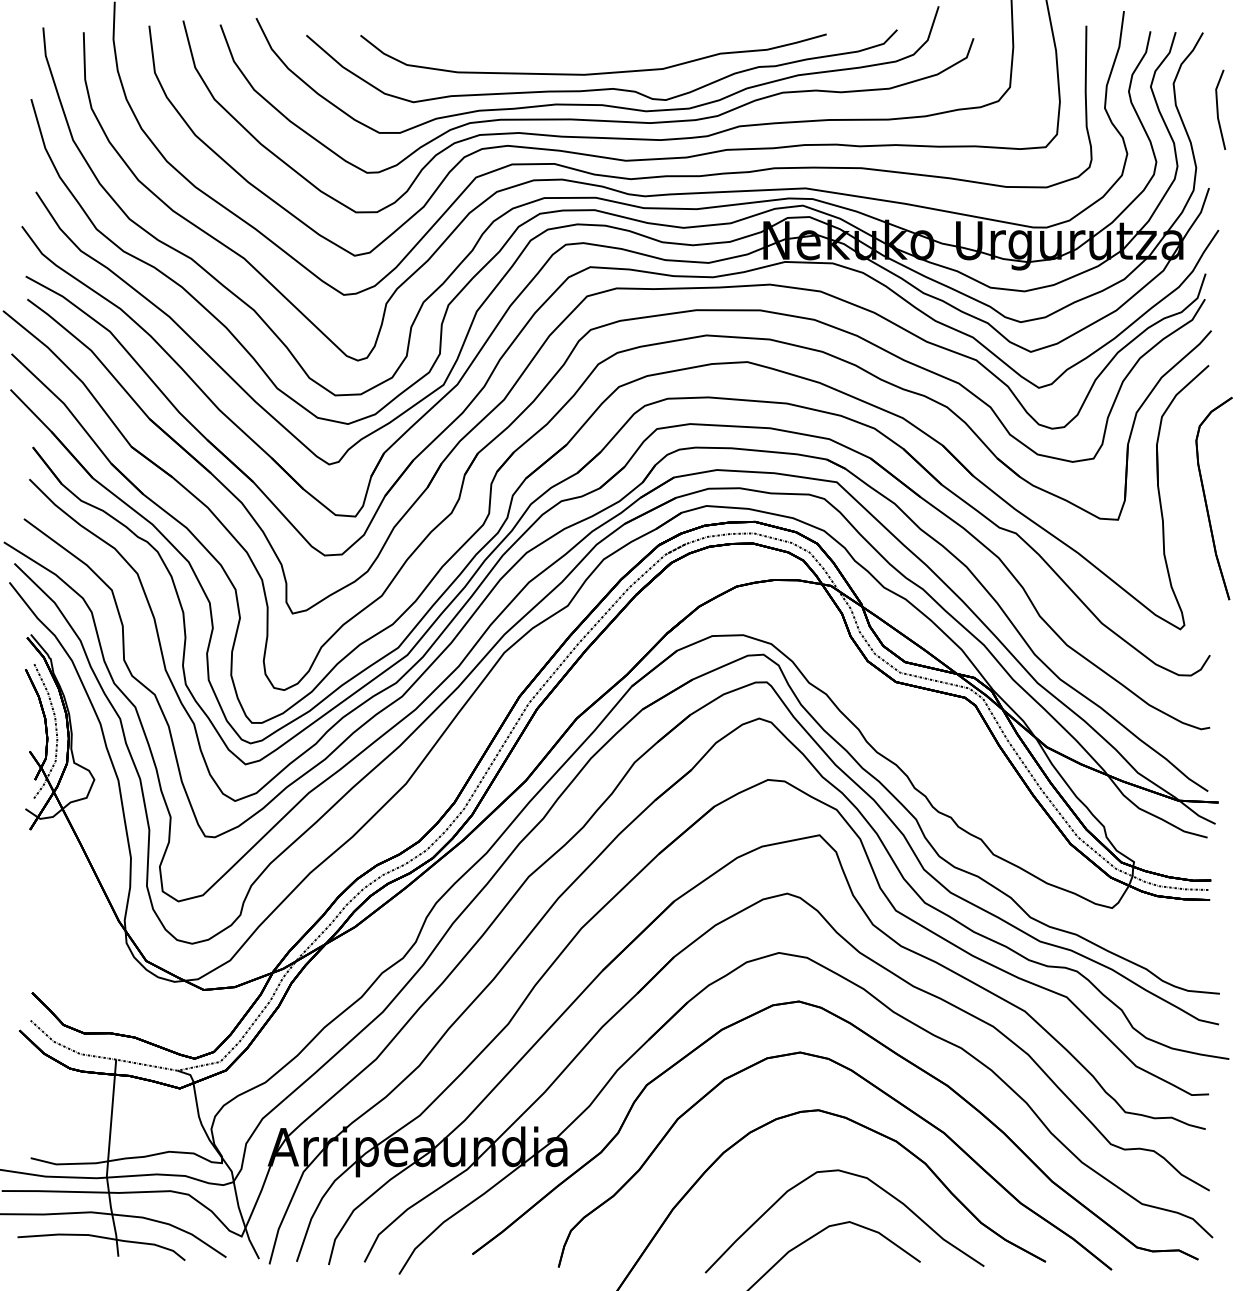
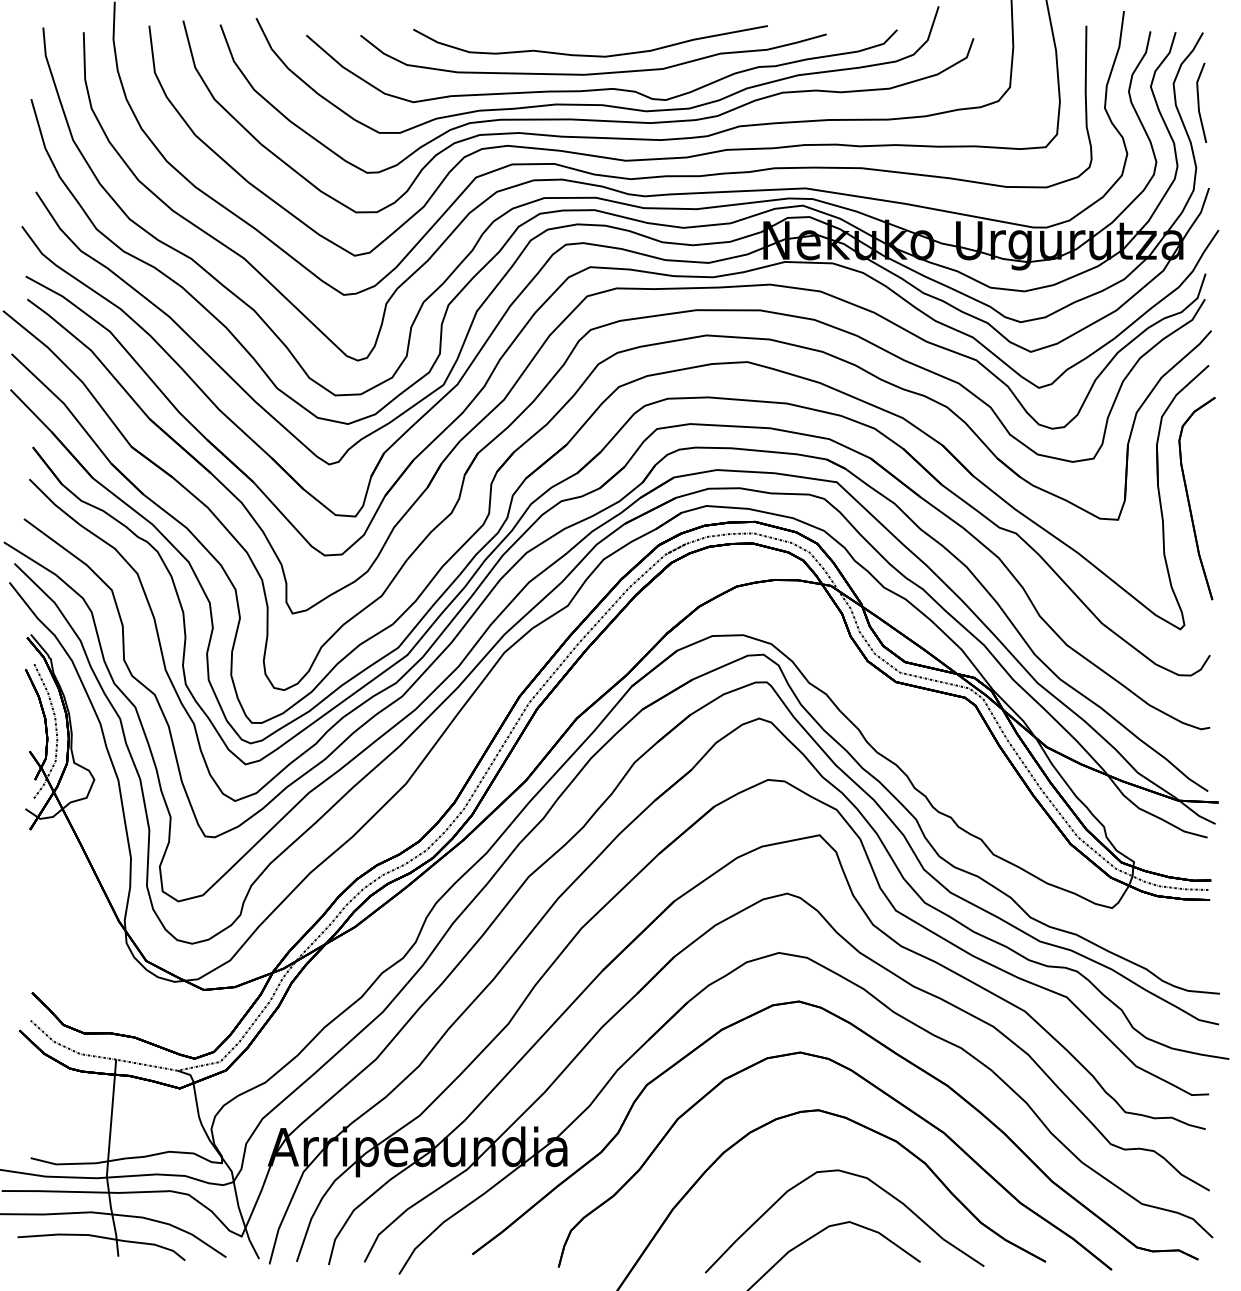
part: none -> present (585, 54)
line position: (1218, 109) -> (1199, 102) (1199, 102)
part position: (1206, 499) -> (1189, 499) (1189, 499)
